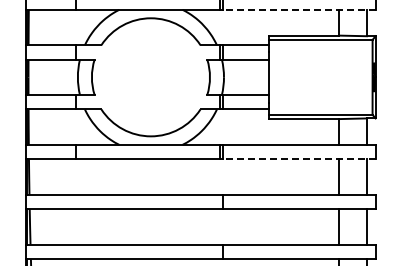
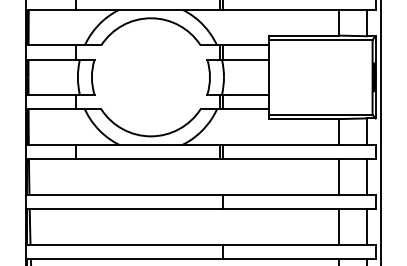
line: dashed -> solid (298, 9)
line: none -> present (381, 132)
line: dashed -> solid (298, 159)
